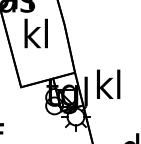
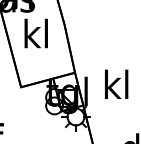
text position: (108, 83) -> (116, 83) (116, 83)
